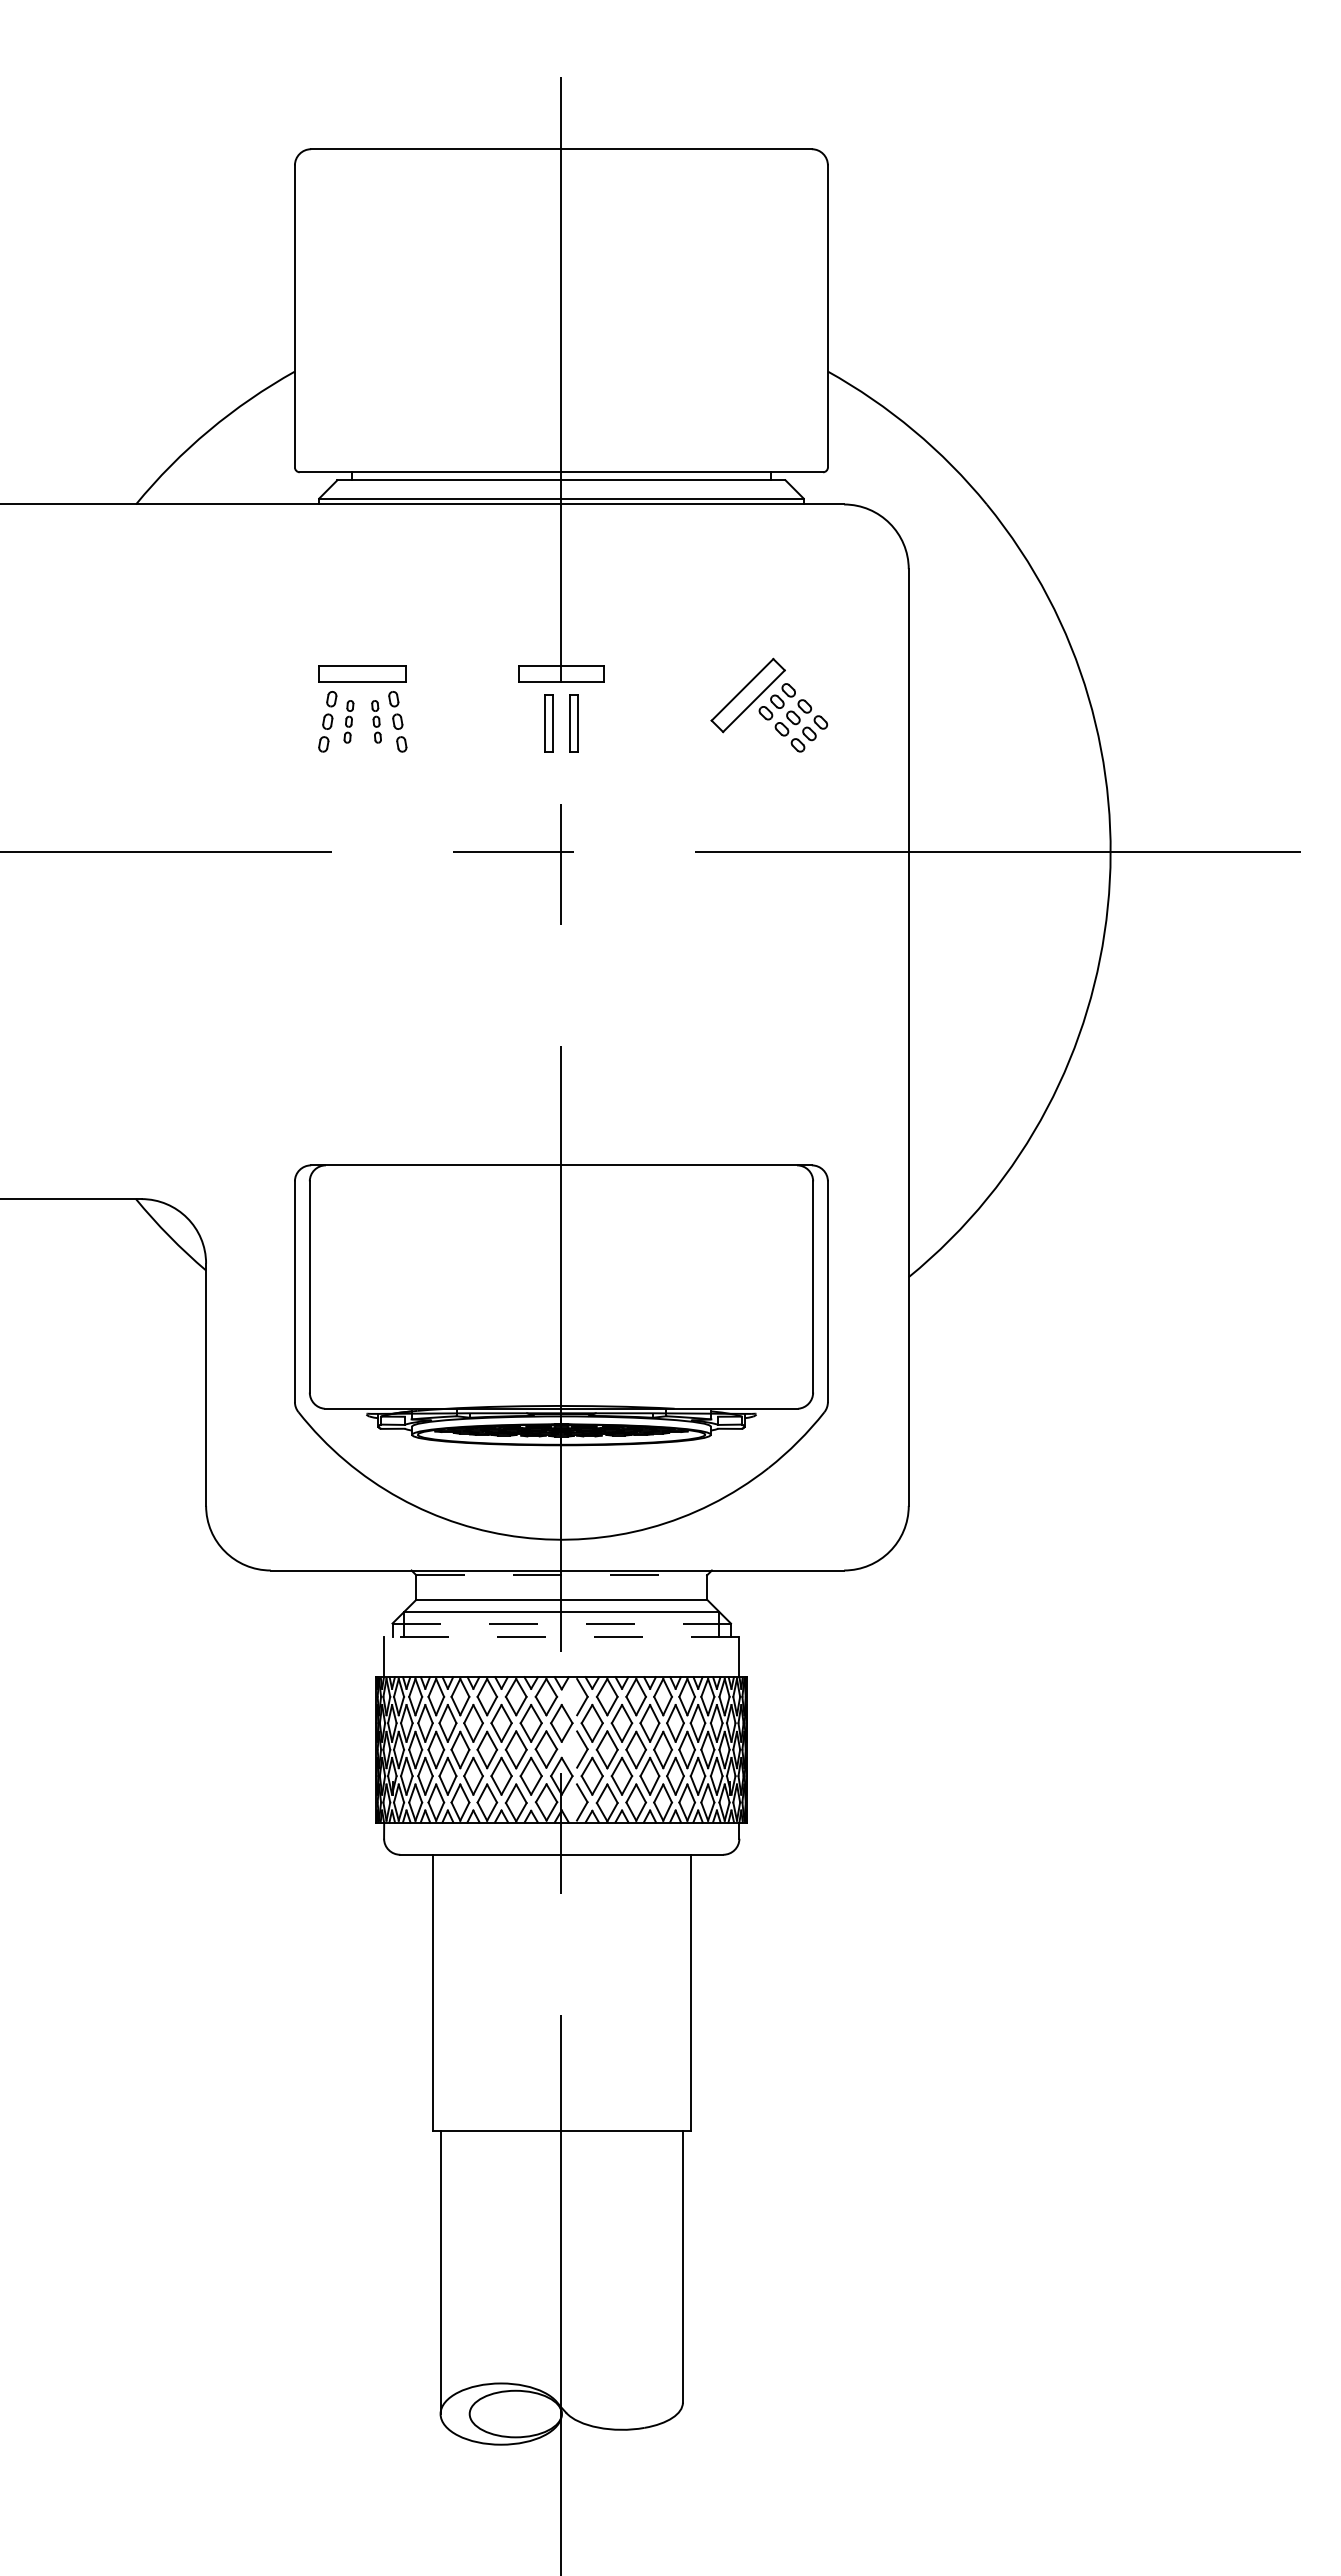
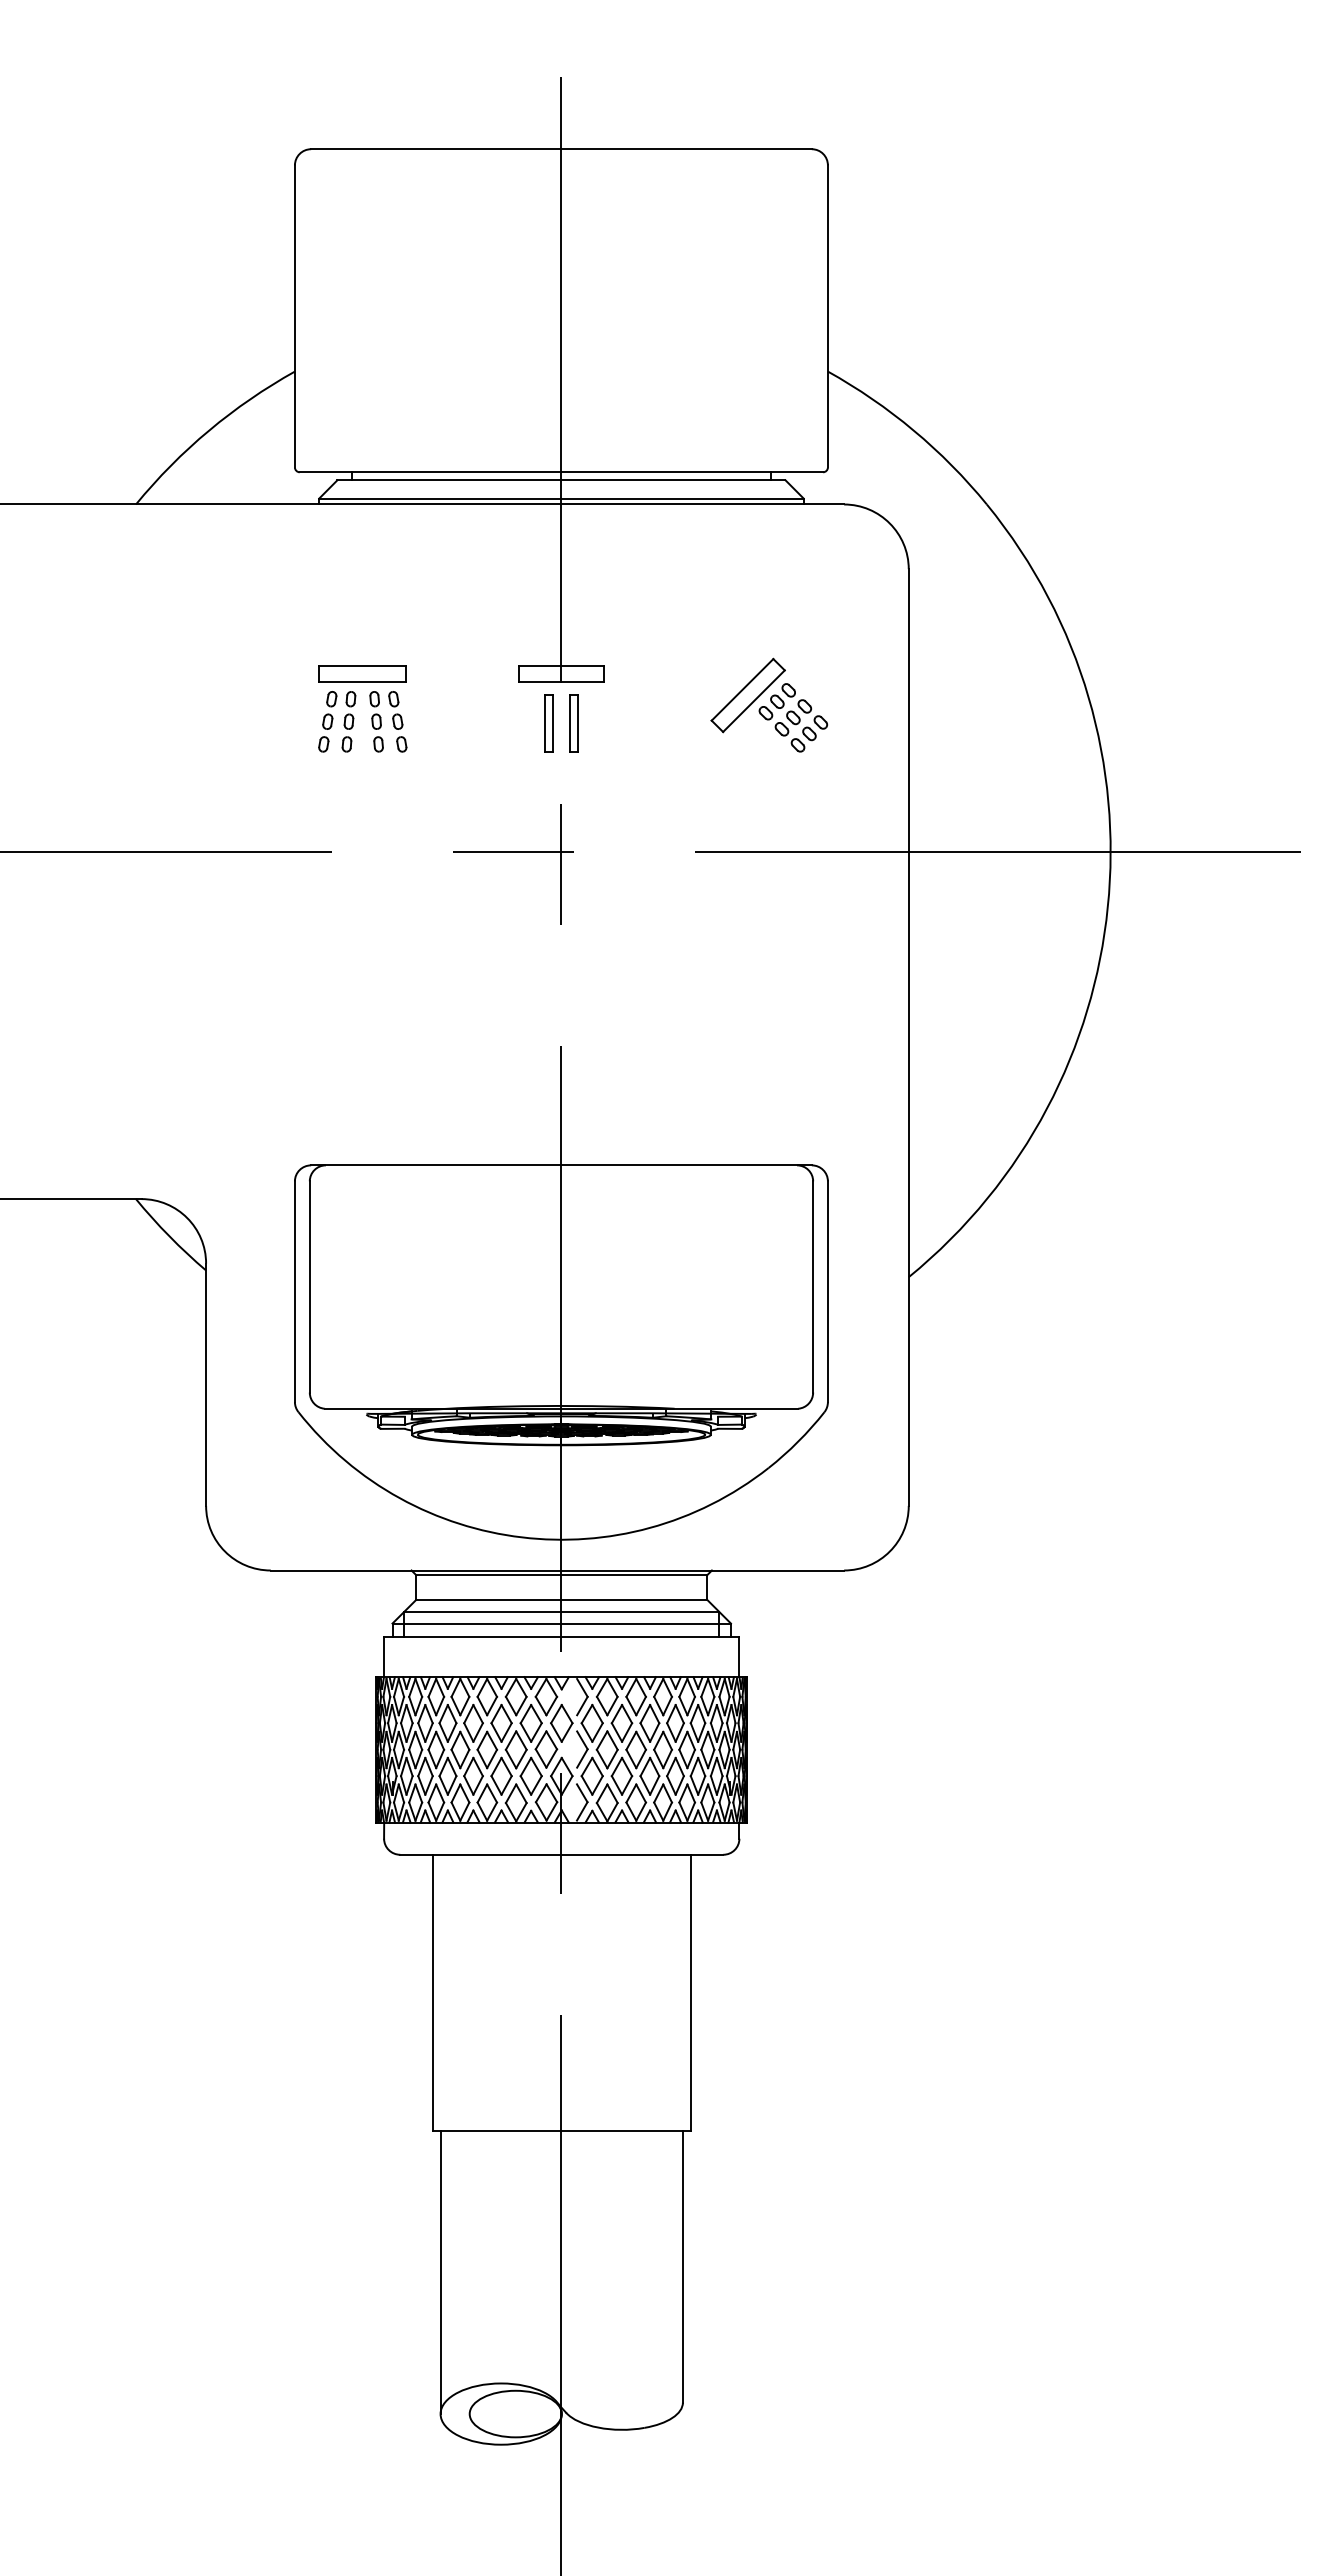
part size: 12x44 px -> 16x62 px (348, 721)
part size: 11x44 px -> 15x62 px (376, 721)
line: dashed -> solid (562, 1575)
line: dashed -> solid (562, 1623)
line: dashed -> solid (561, 1636)
